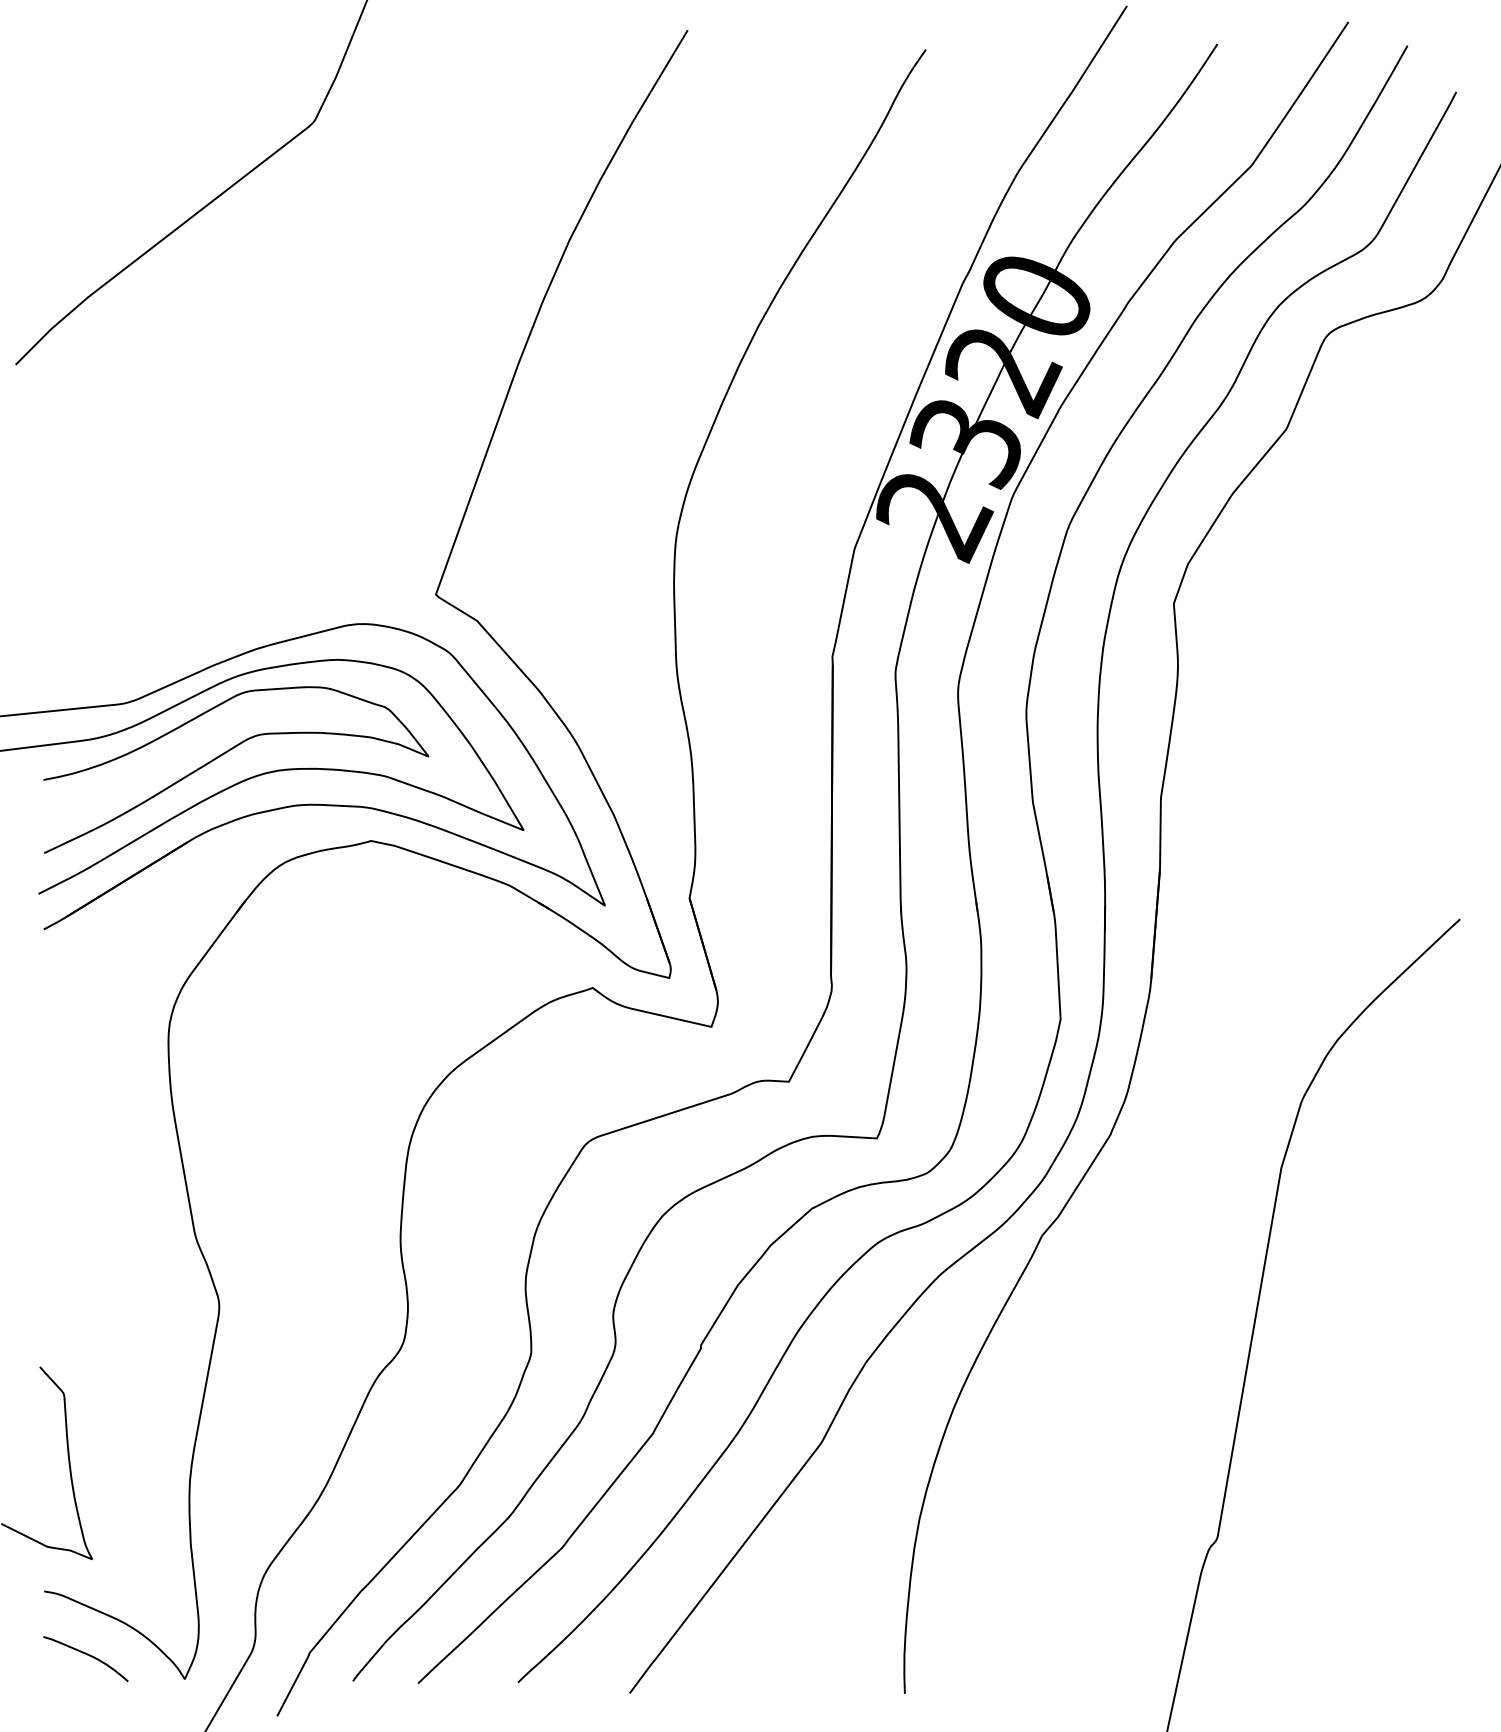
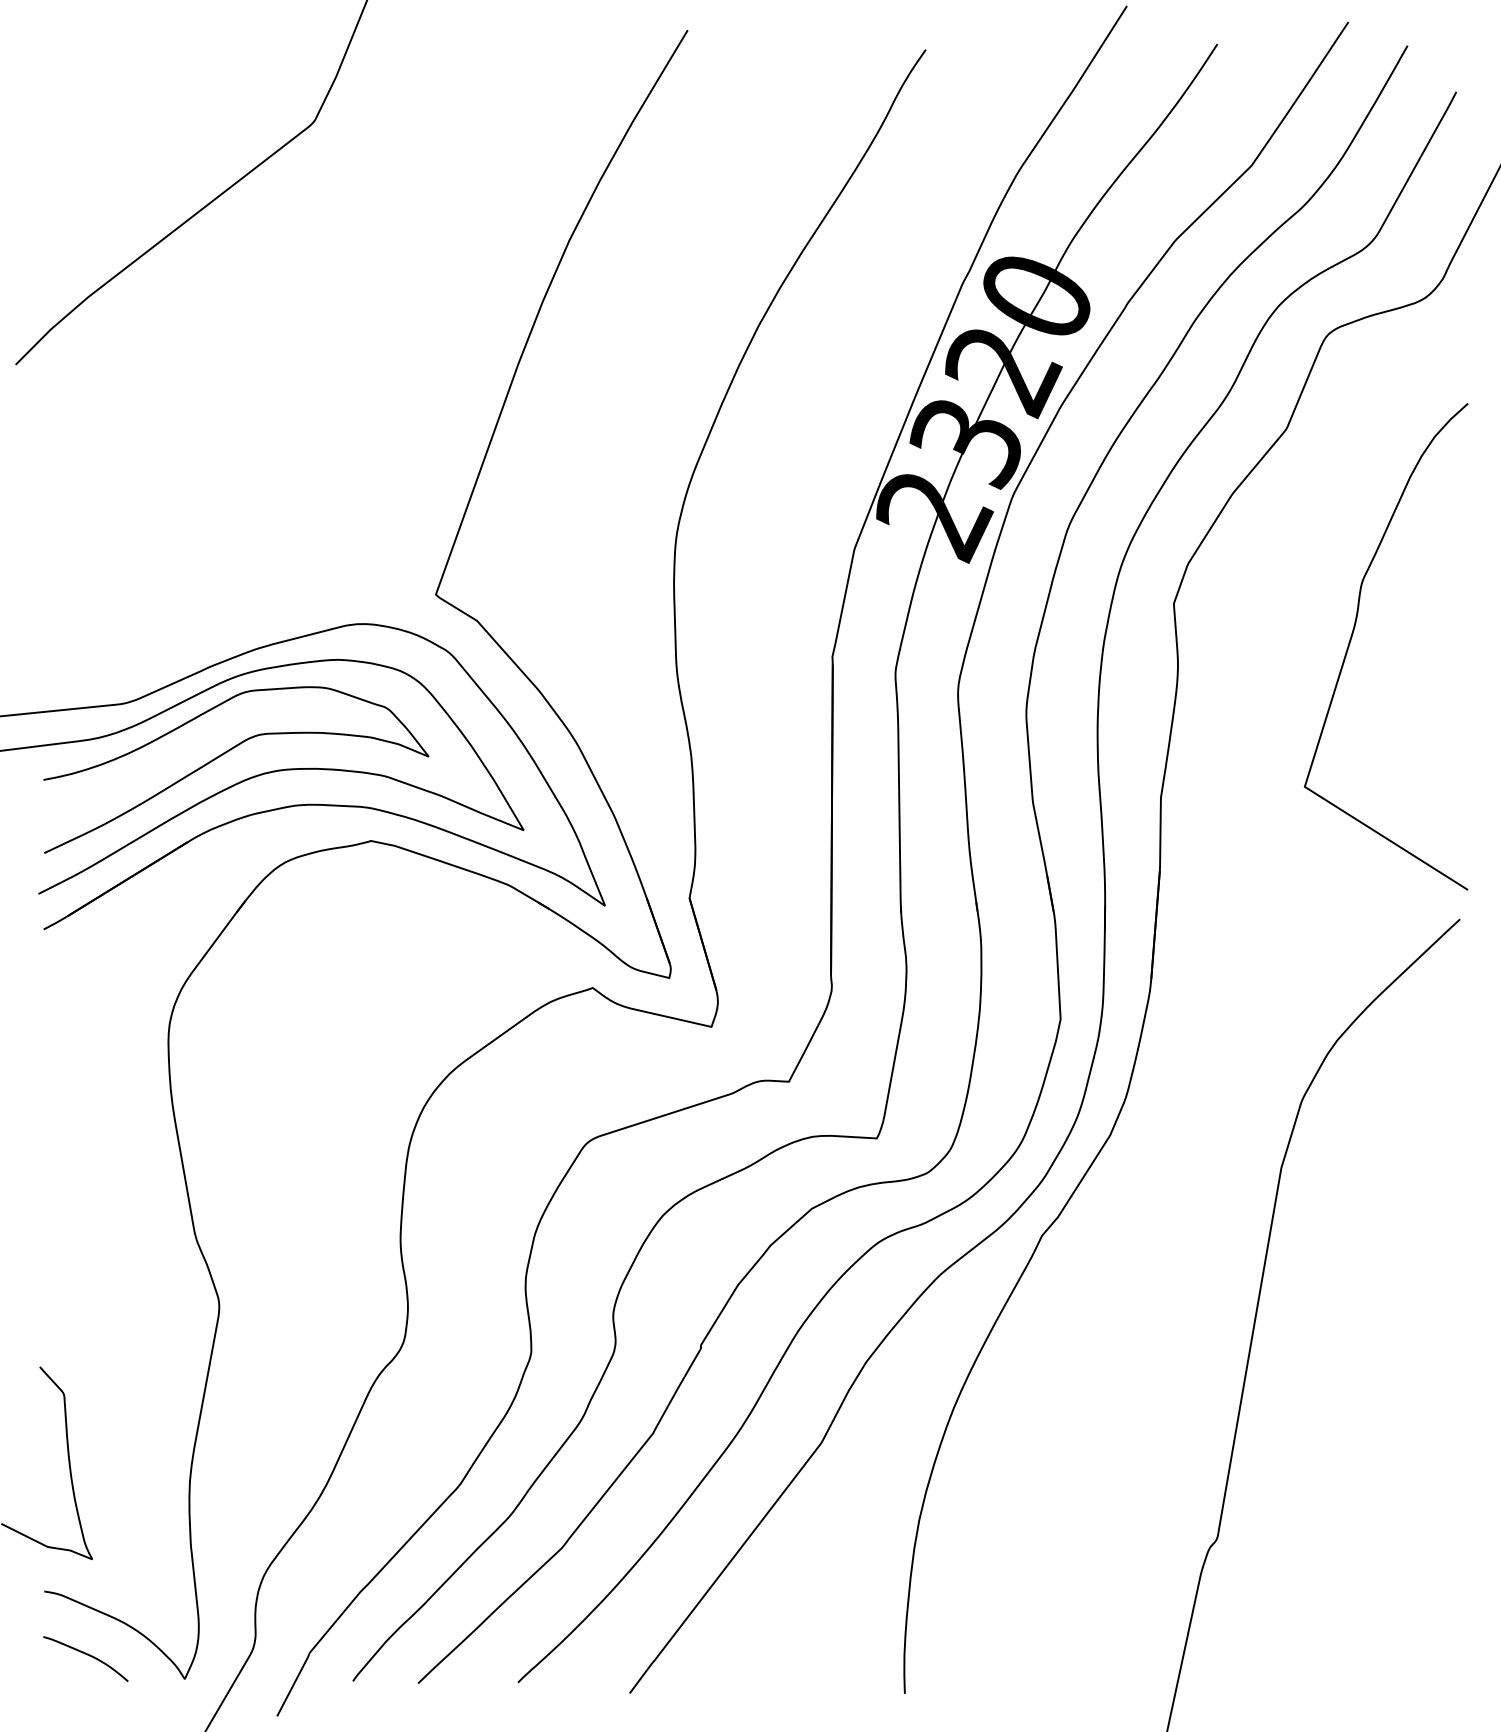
curve: none -> present (1353, 634)
